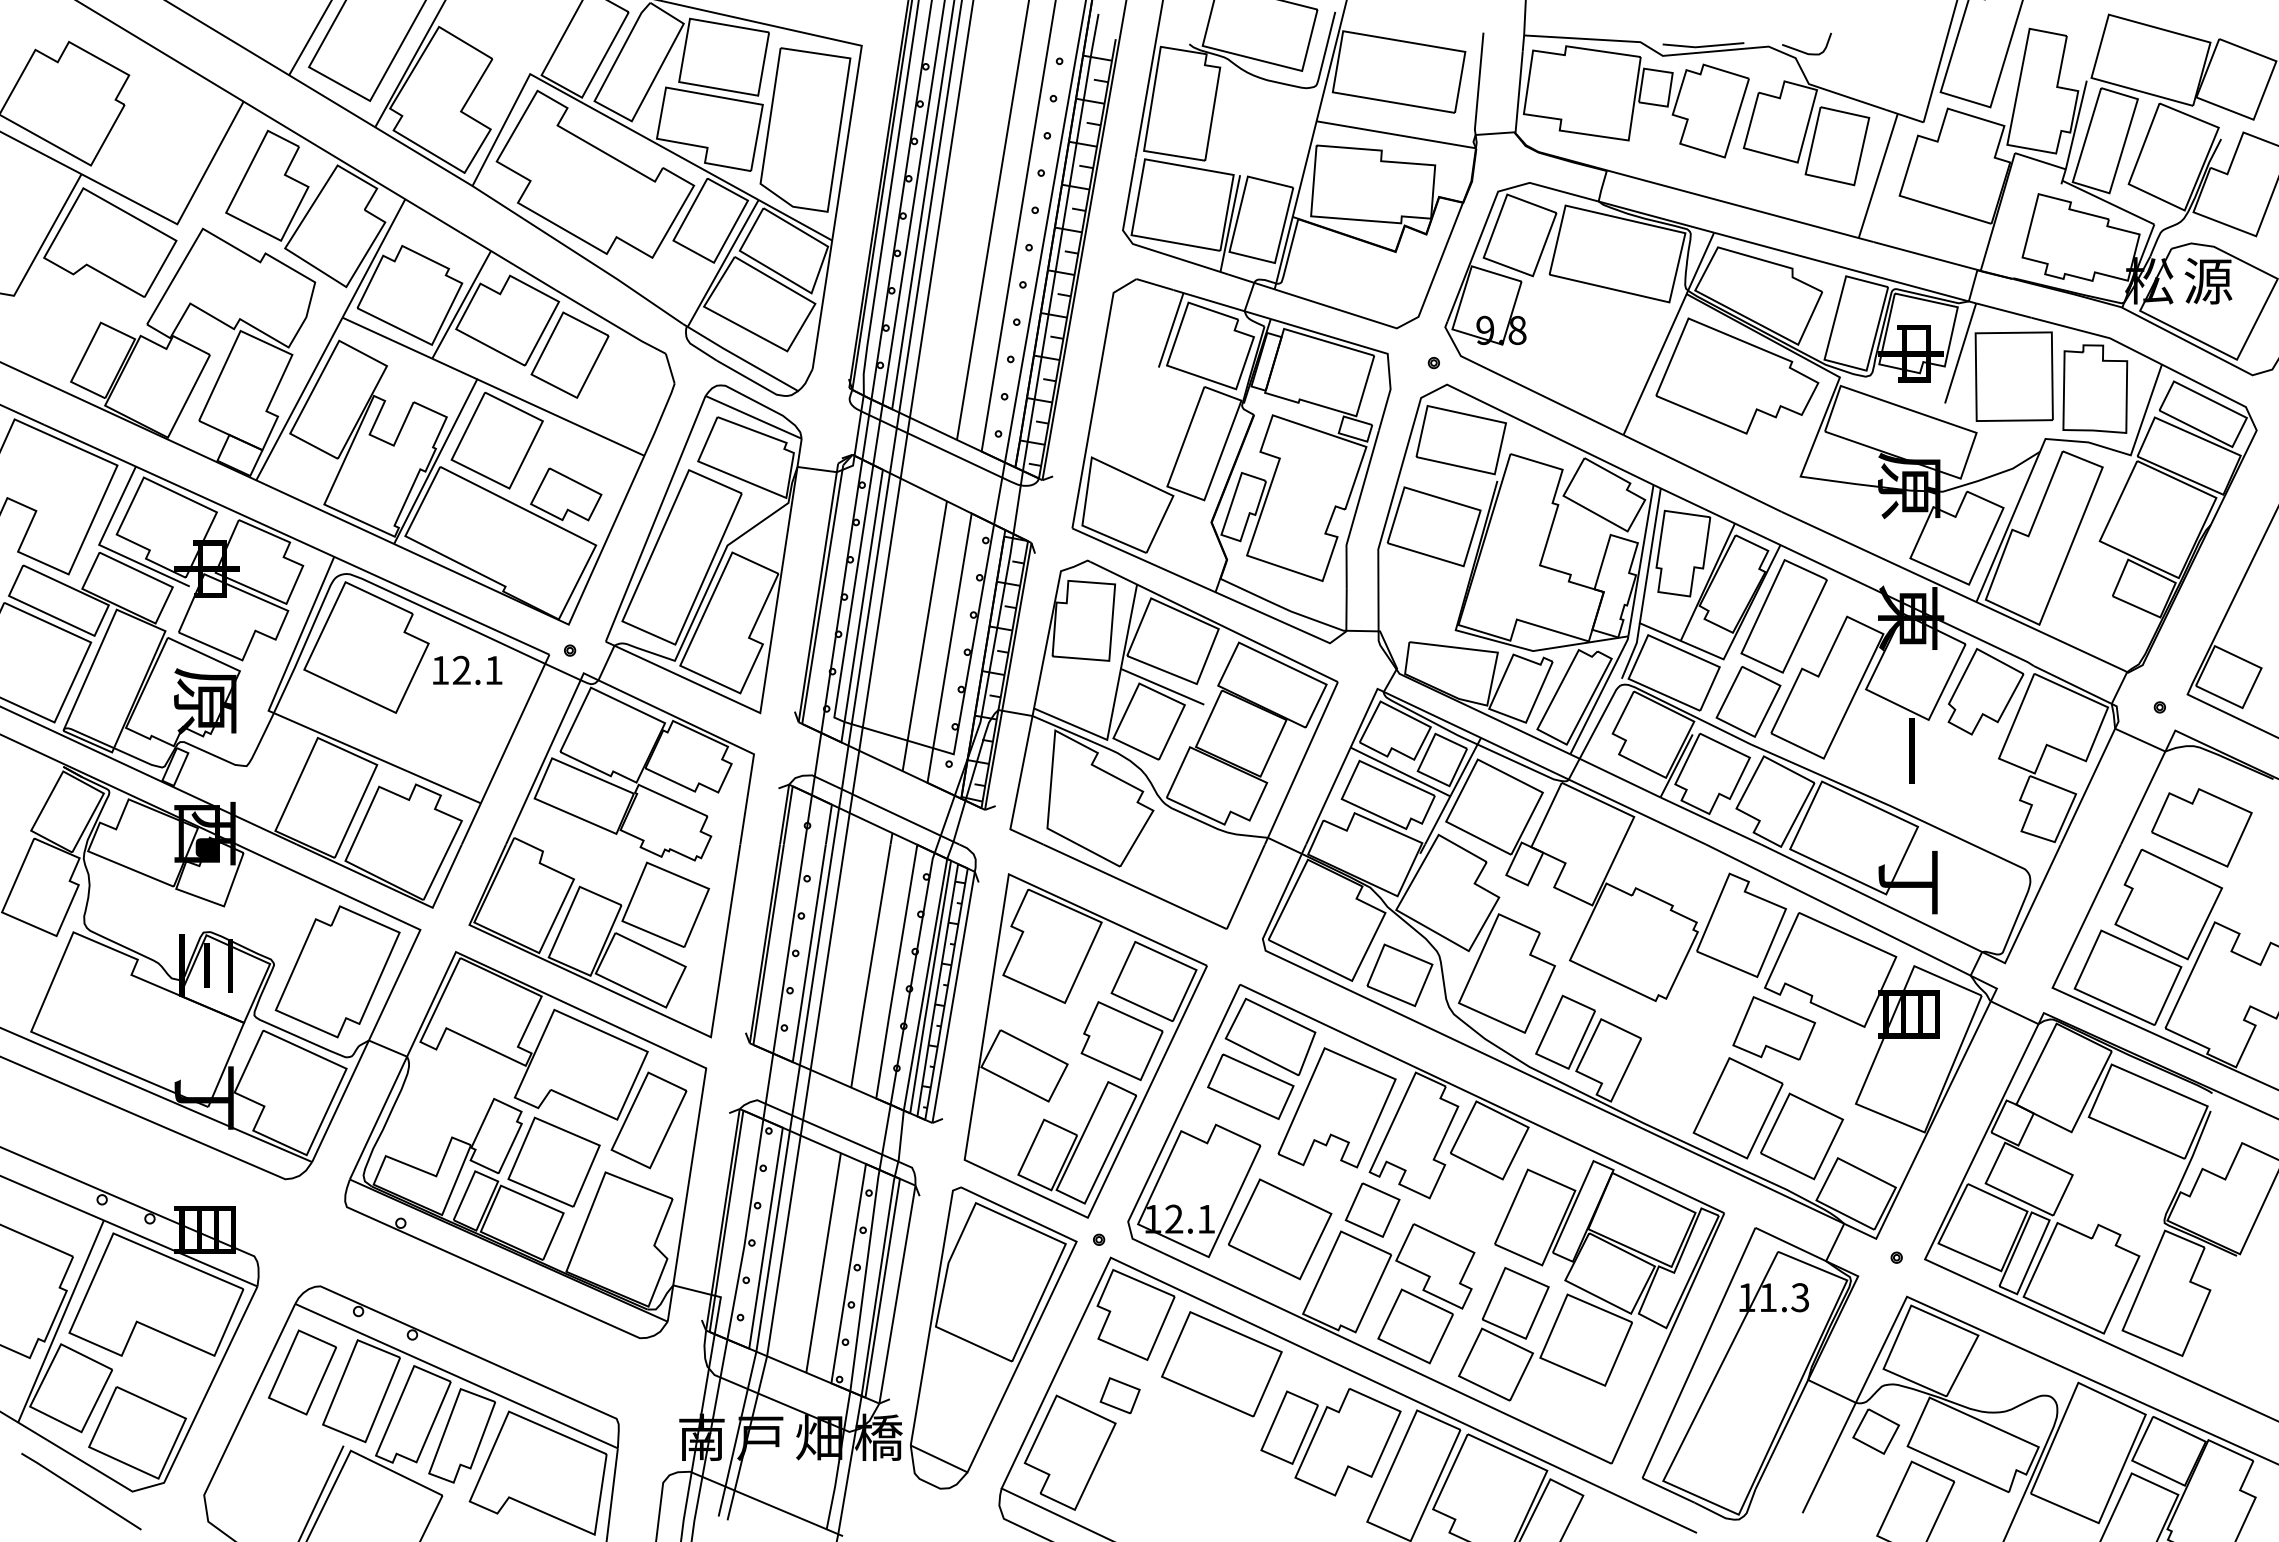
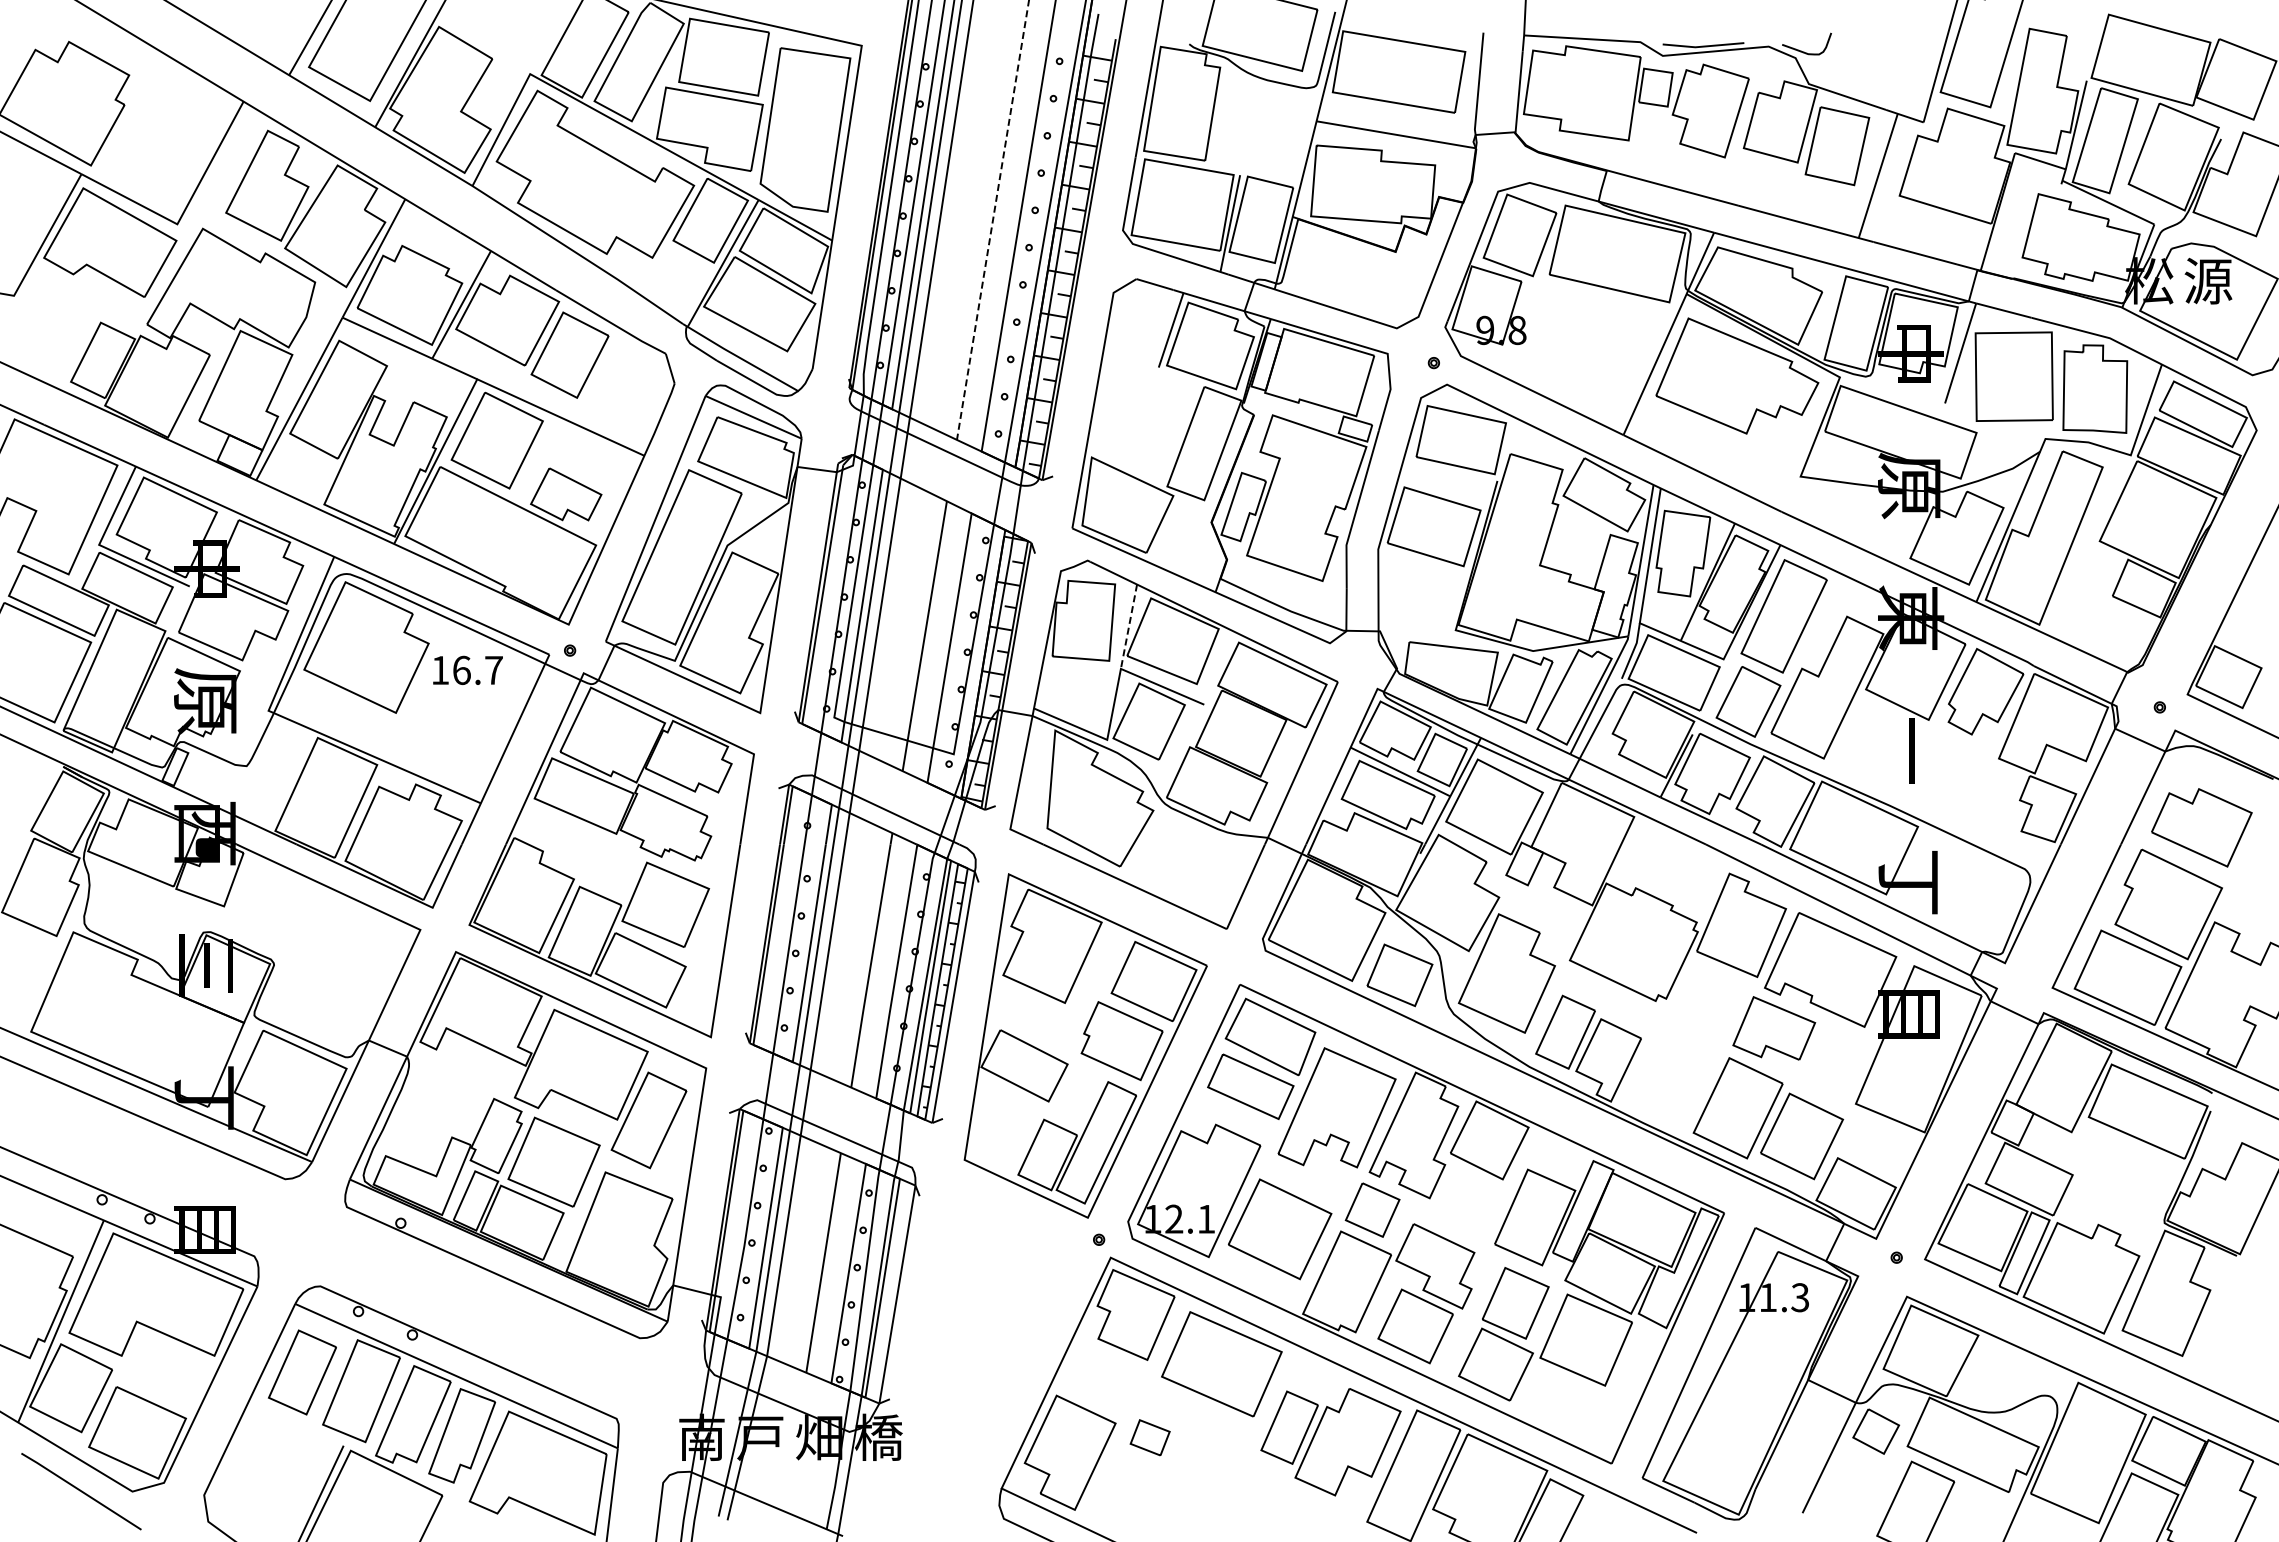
line: solid -> dashed (993, 220)
line: solid -> dashed (1129, 626)
text: 12.1 -> 16.7 (477, 670)
part: present -> none (337, 971)
part: present -> none (993, 1337)
part position: (1119, 1395) -> (1149, 1437) (1149, 1437)
